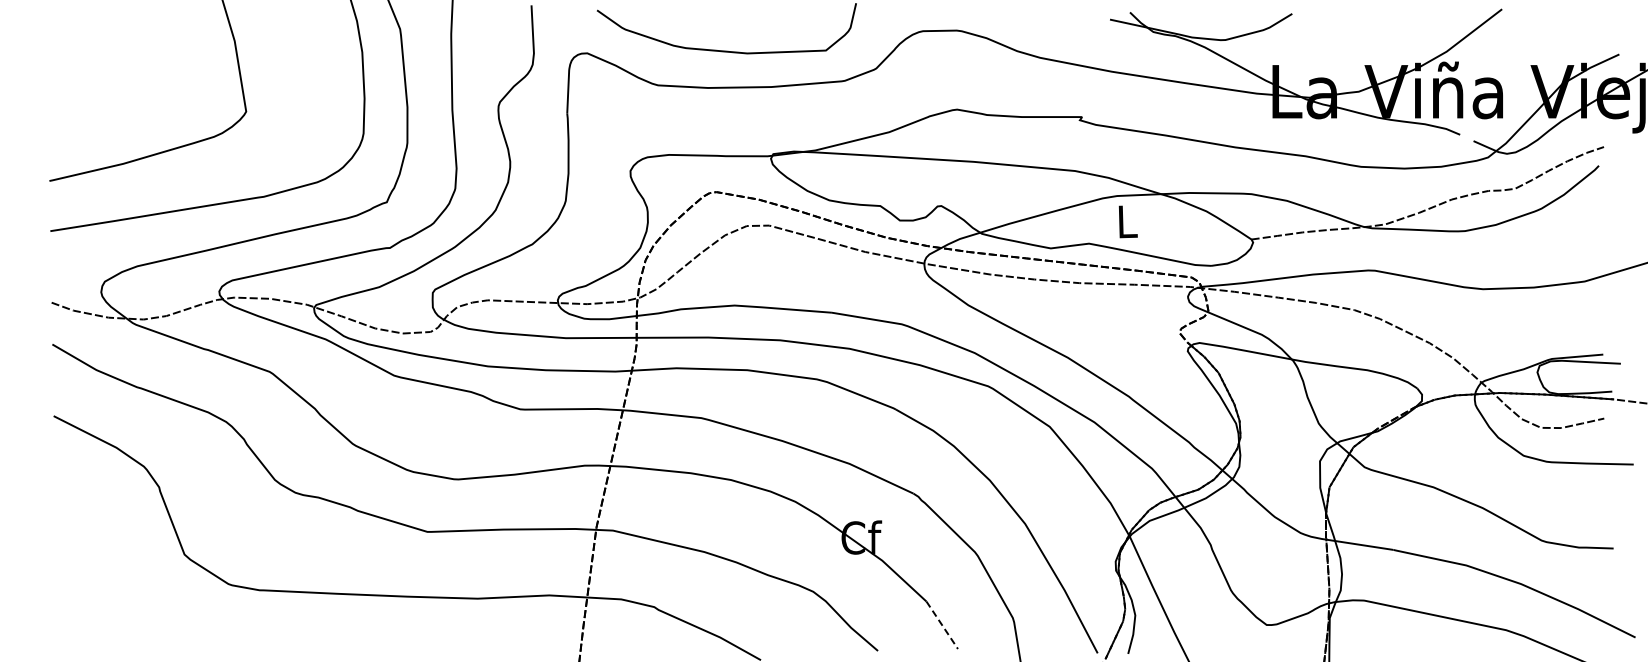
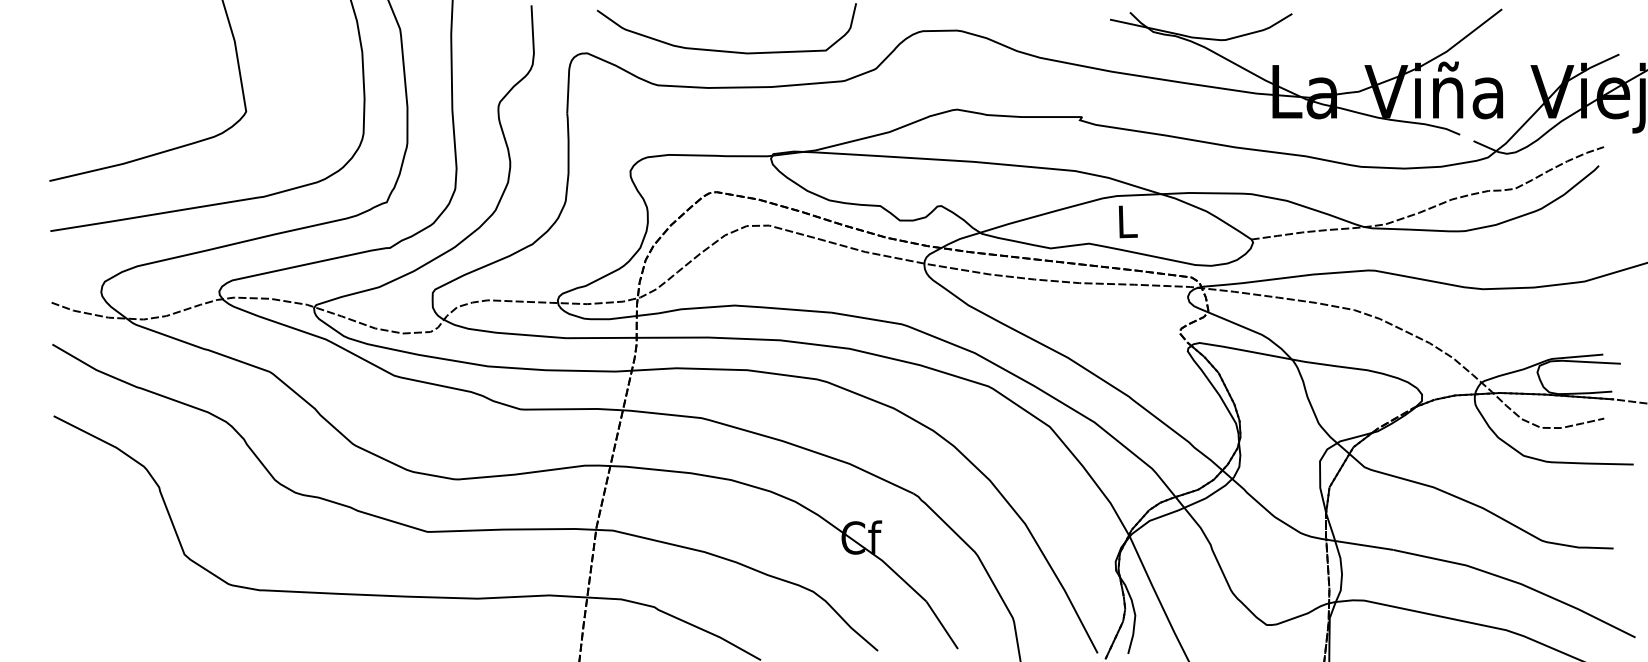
line: dashed -> solid (942, 625)
